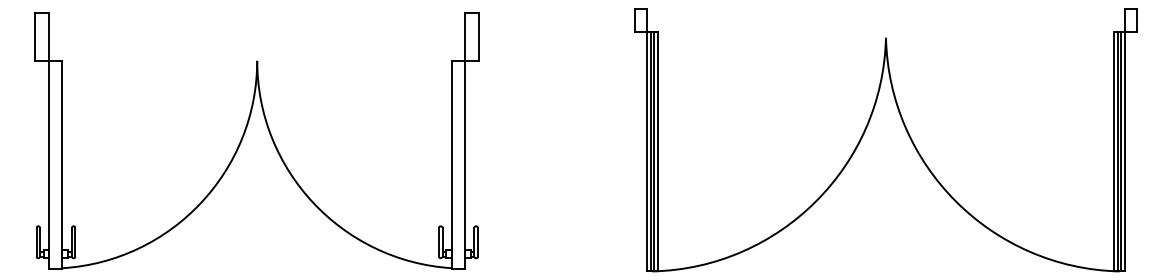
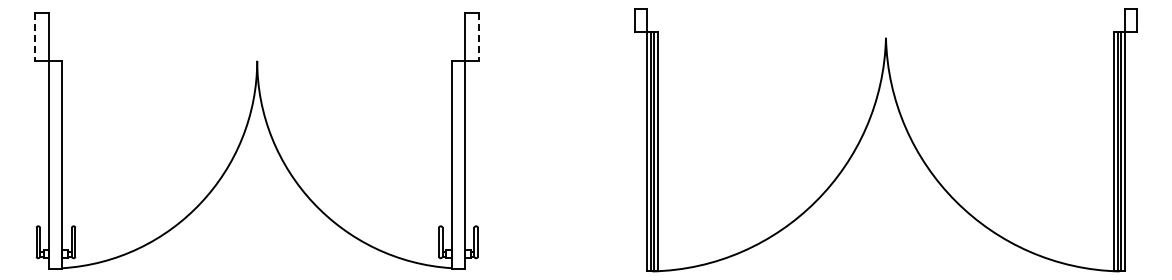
line: solid -> dashed (35, 37)
line: solid -> dashed (479, 37)
